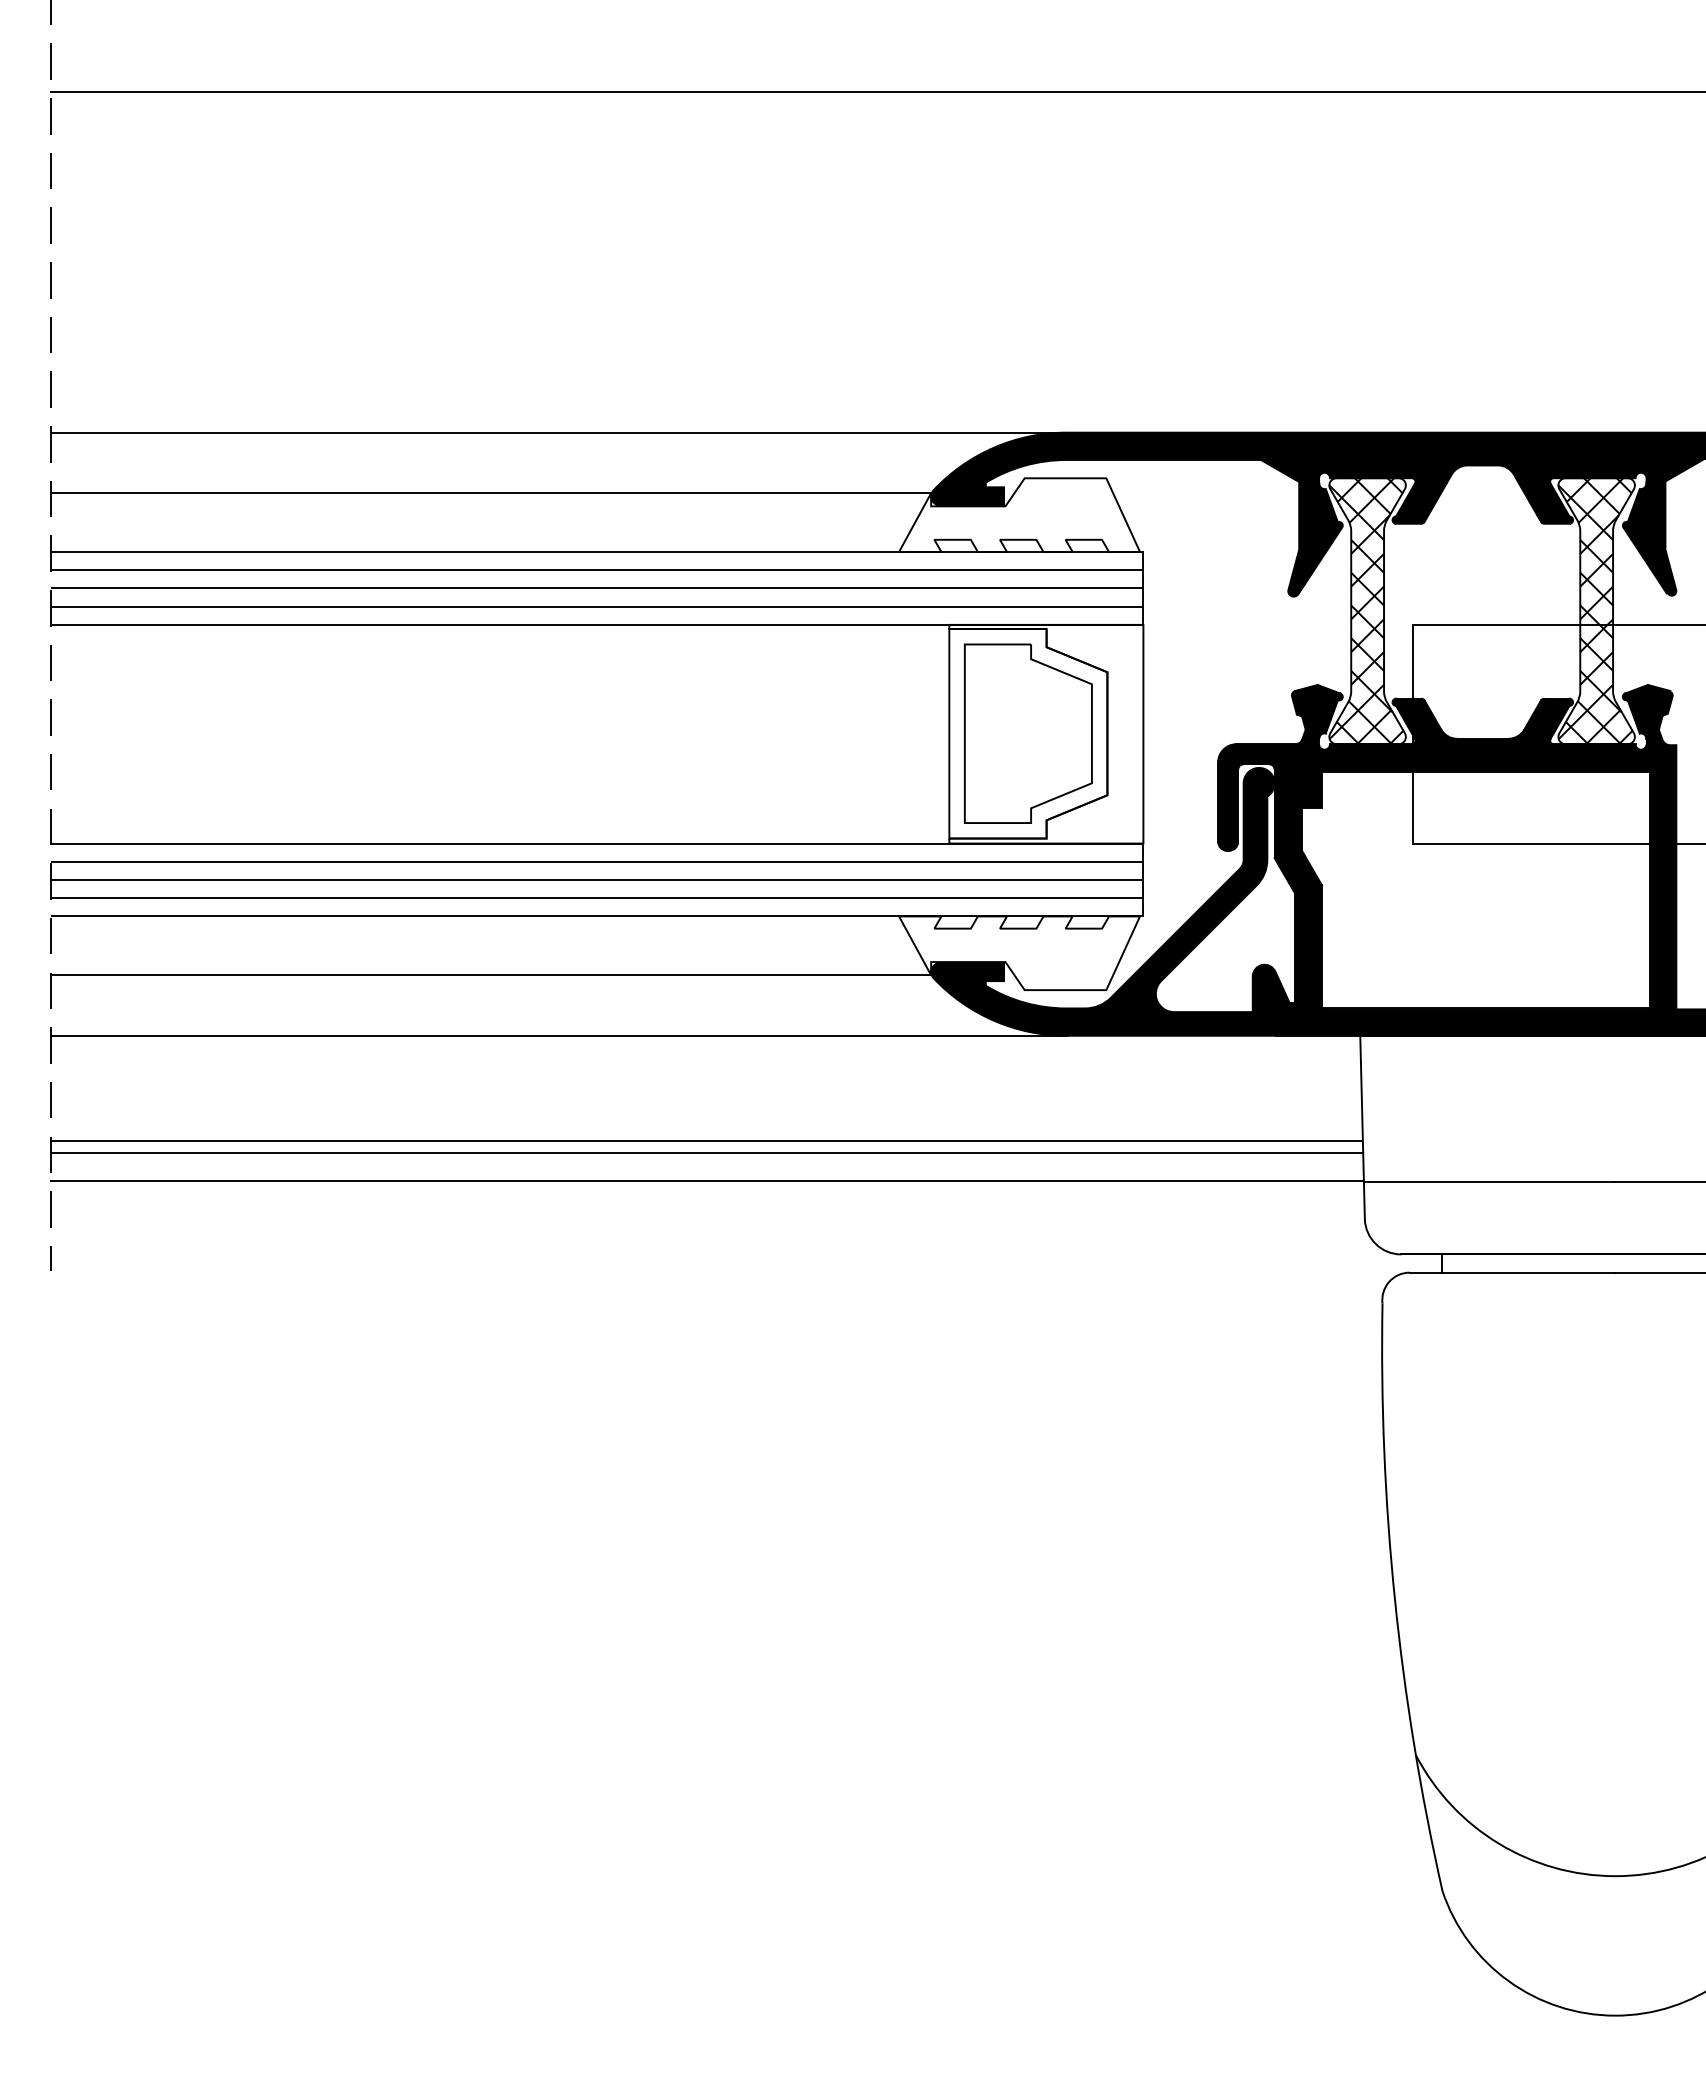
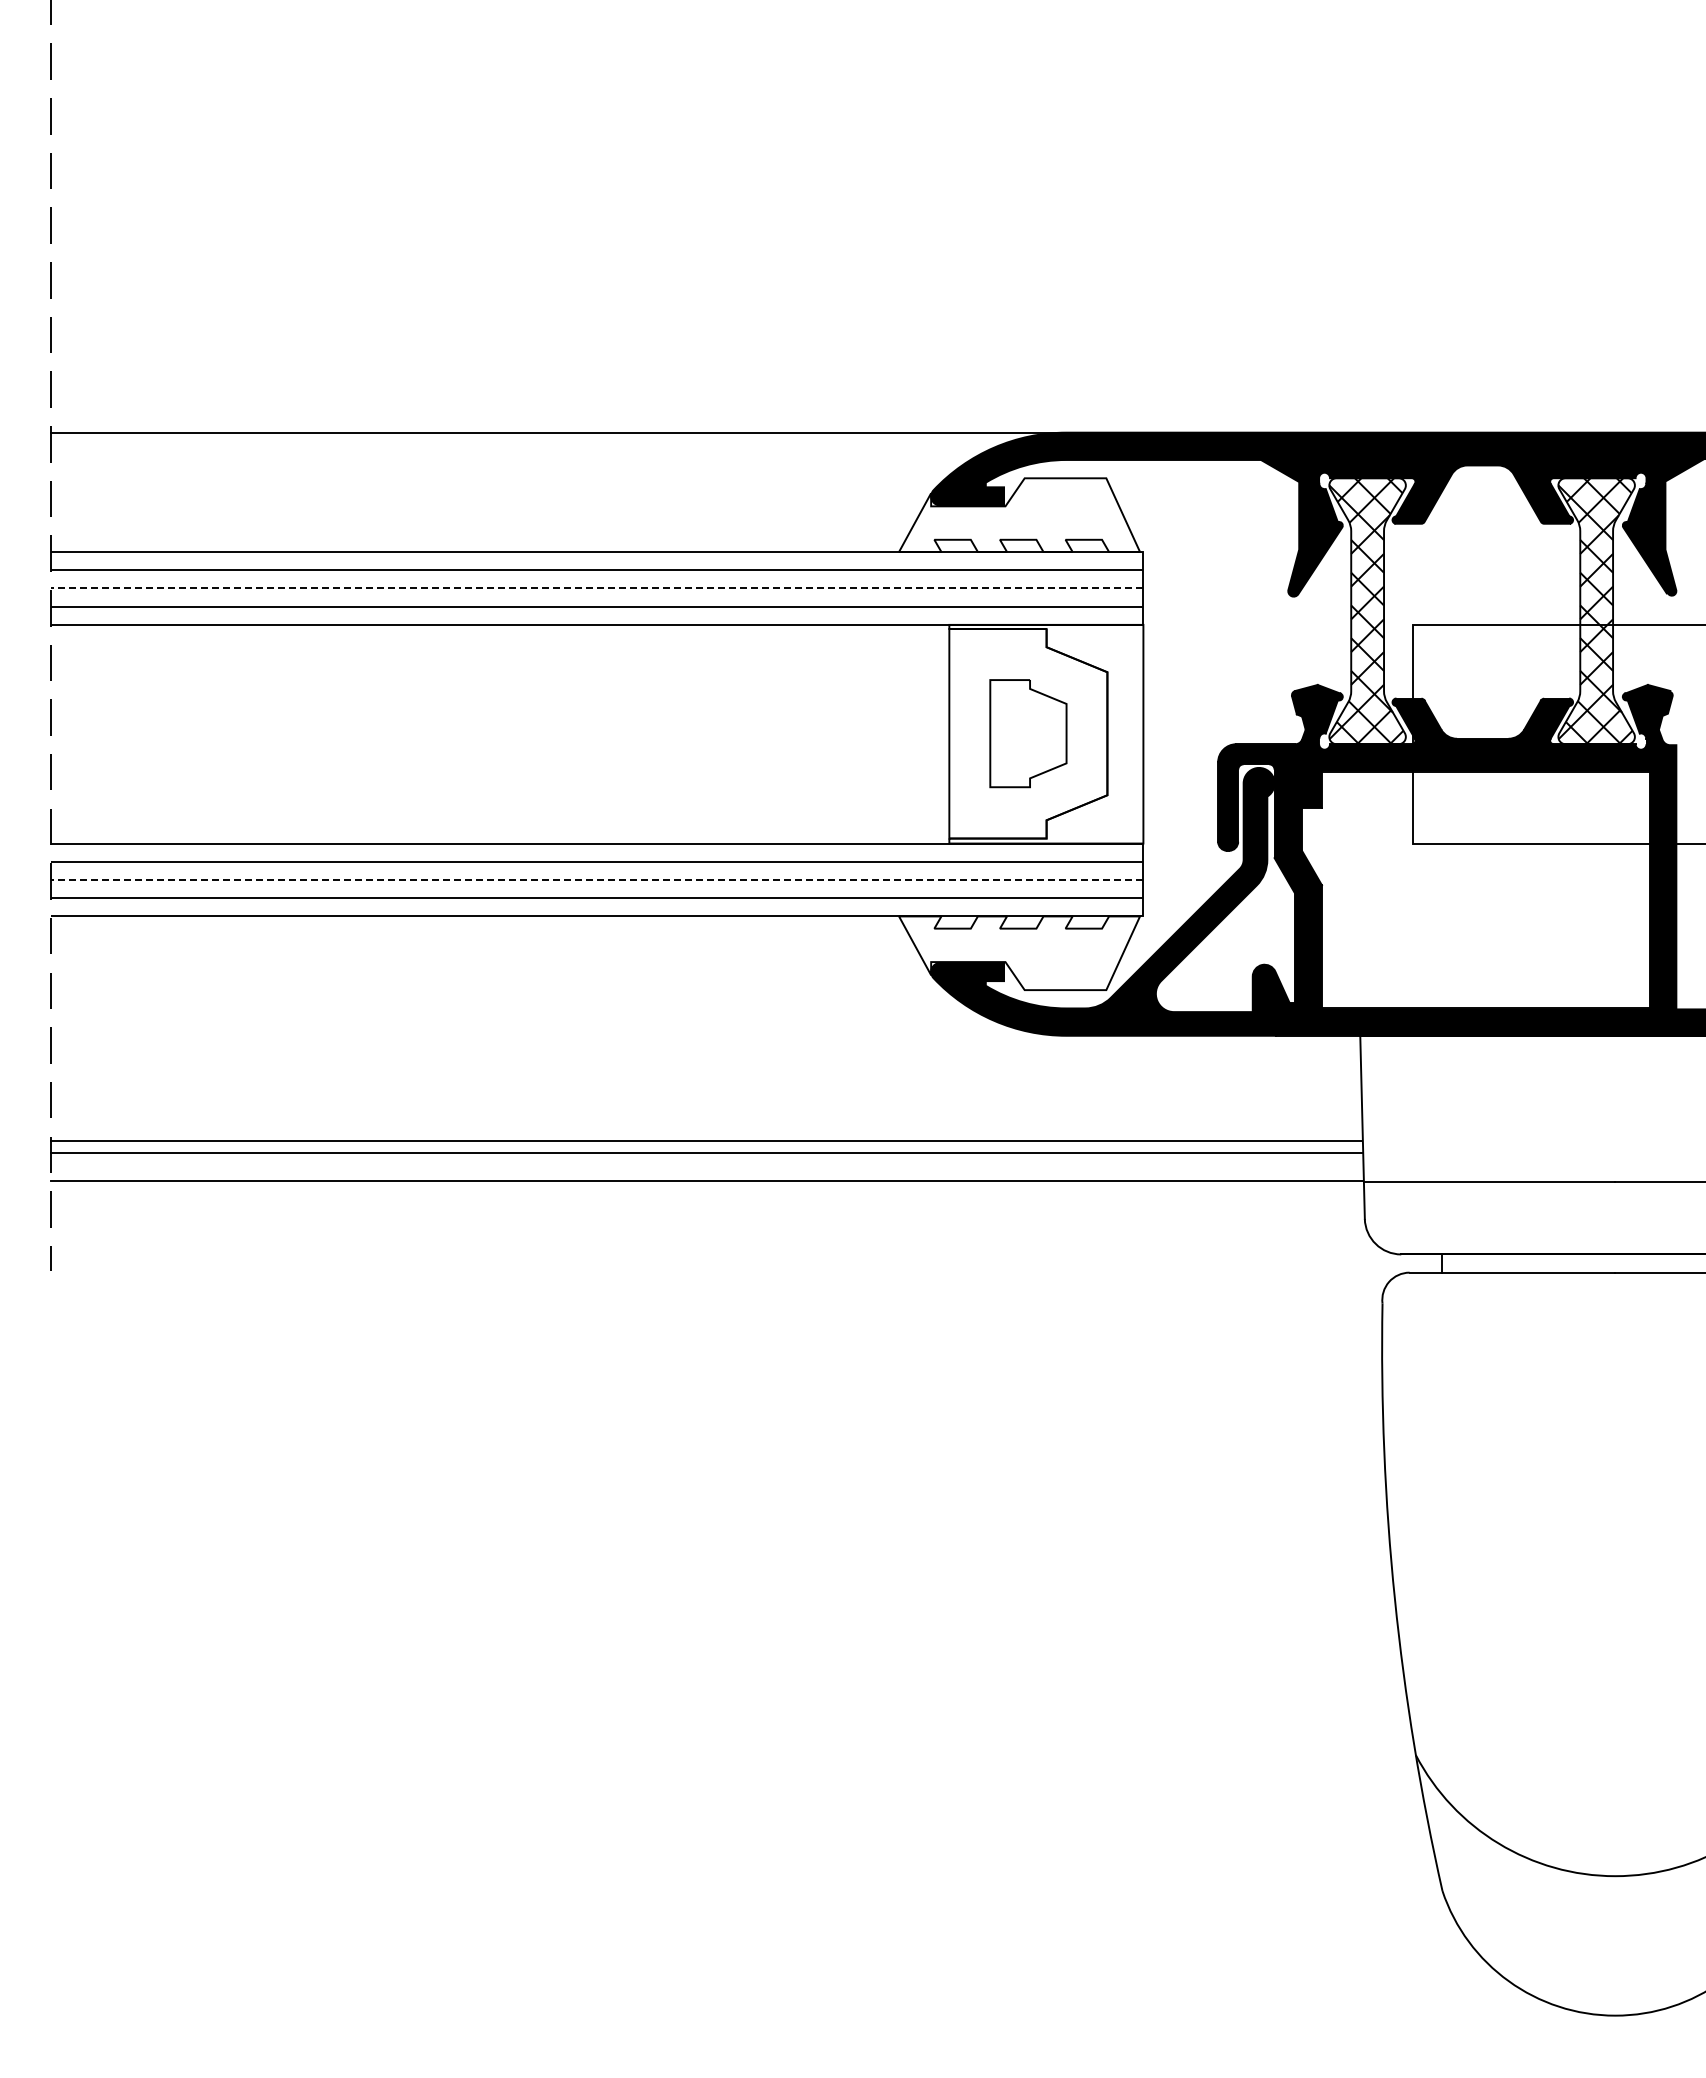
line: present -> none (876, 91)
line: present -> none (491, 493)
line: solid -> dashed (596, 588)
part size: 129x181 px -> 79x110 px (1028, 733)
line: solid -> dashed (596, 879)
line: present -> none (491, 975)
line: present -> none (558, 1035)
